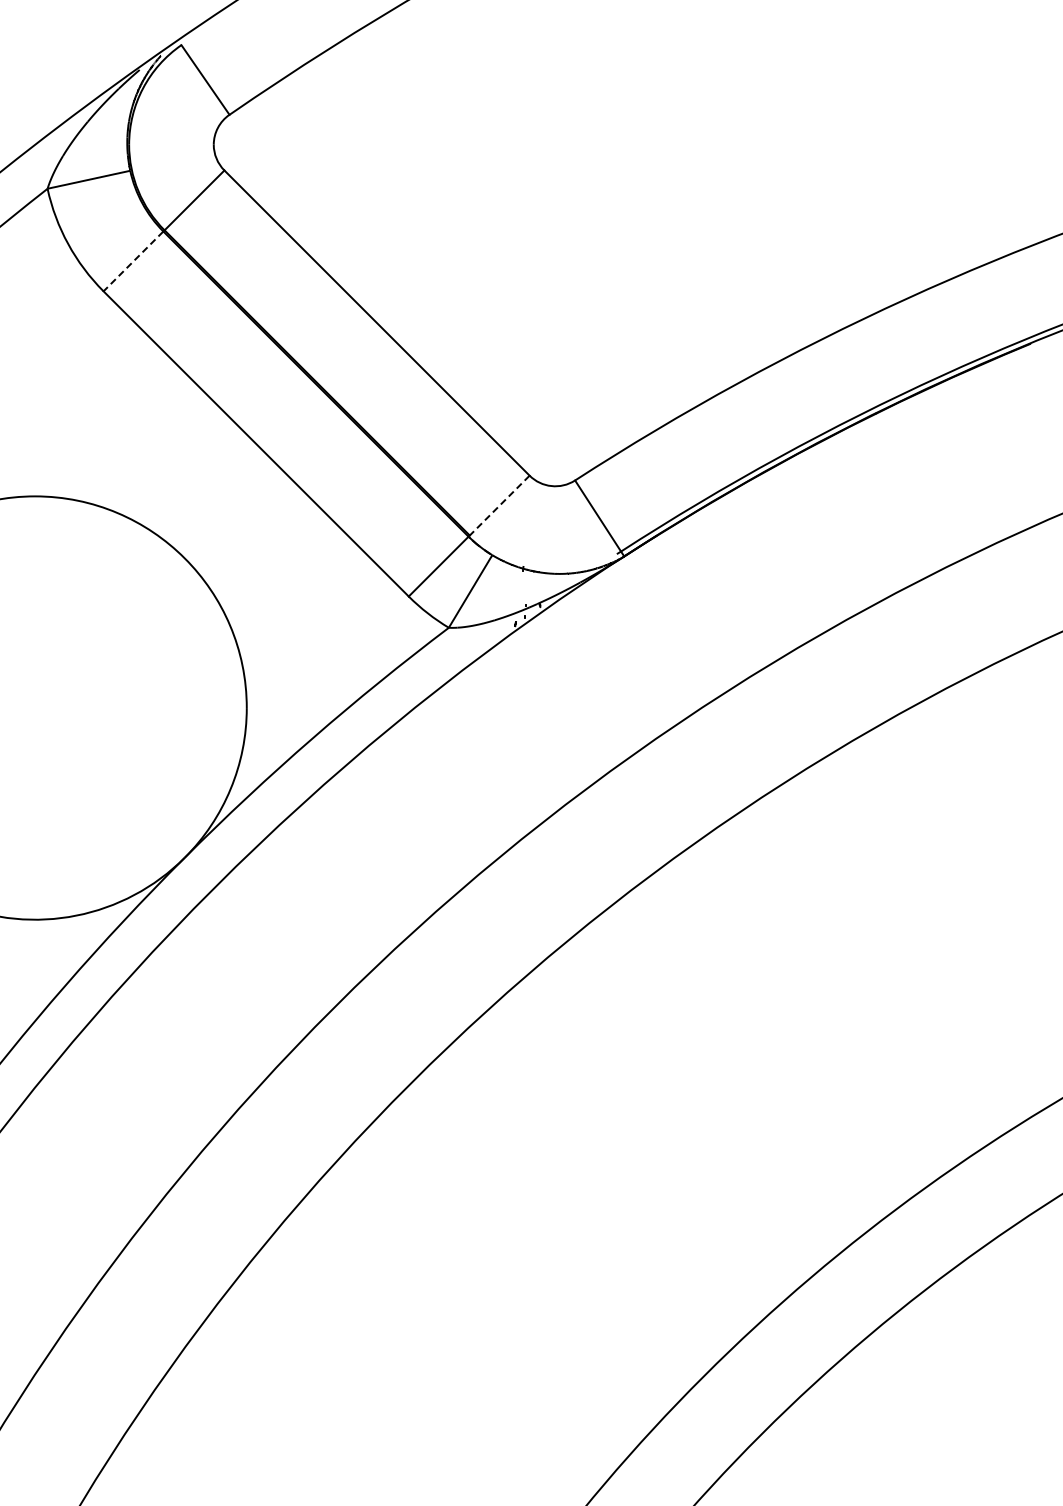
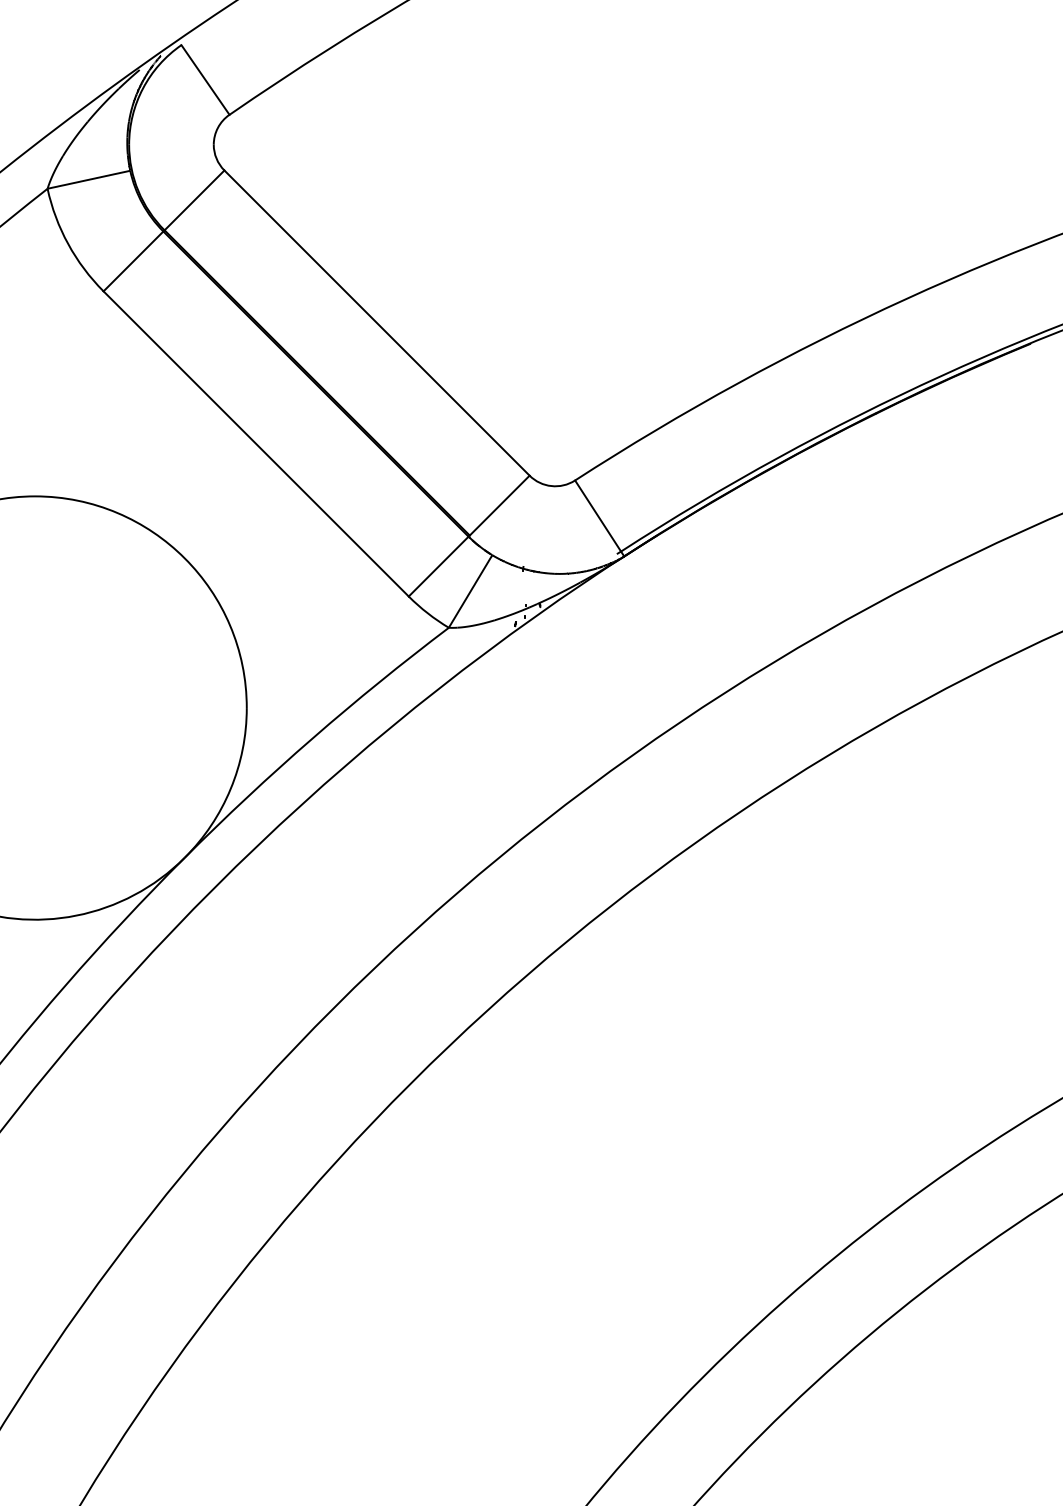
line: dashed -> solid (133, 261)
line: dashed -> solid (499, 505)
